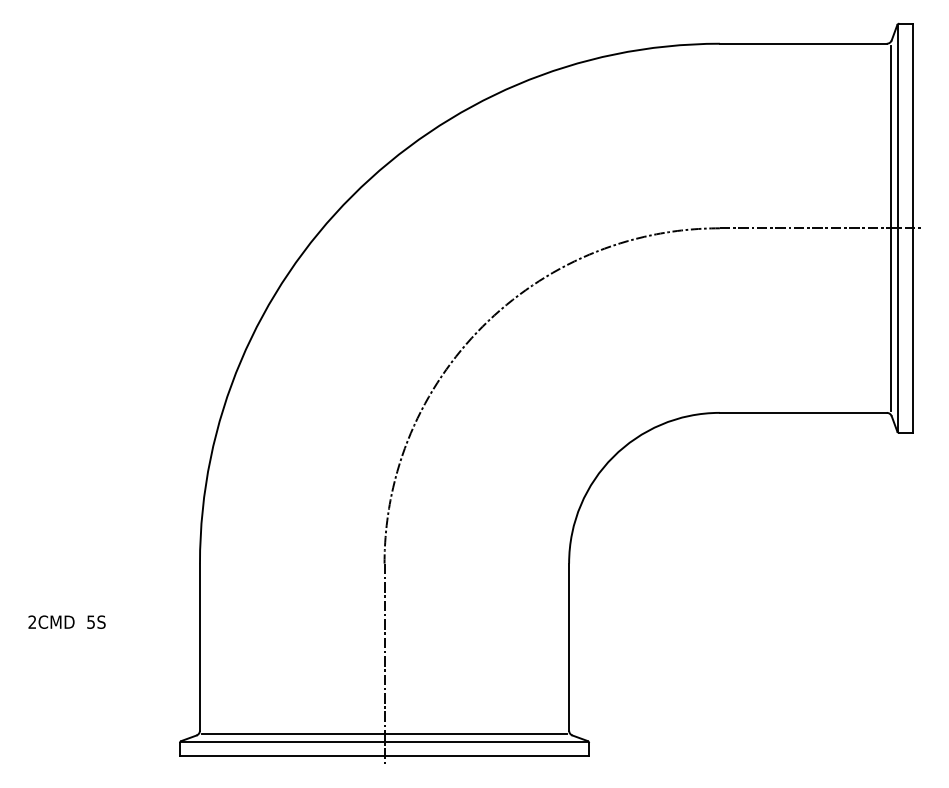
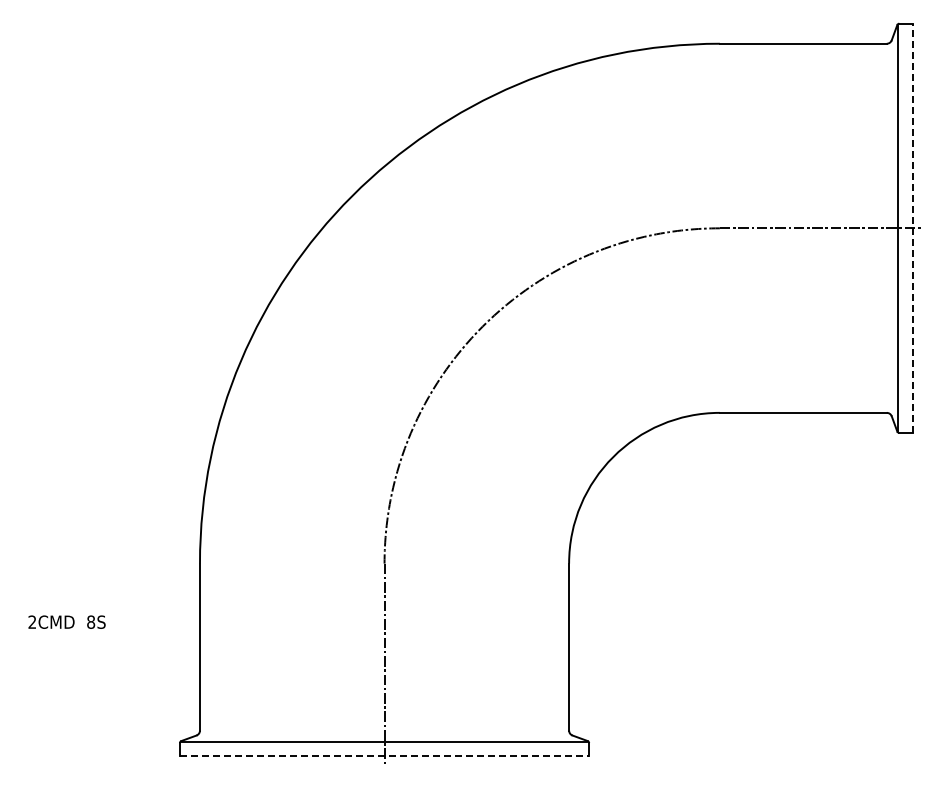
line: present -> none (890, 227)
line: solid -> dashed (912, 228)
text: 5S -> 8S (91, 621)
line: present -> none (384, 734)
line: solid -> dashed (384, 756)
